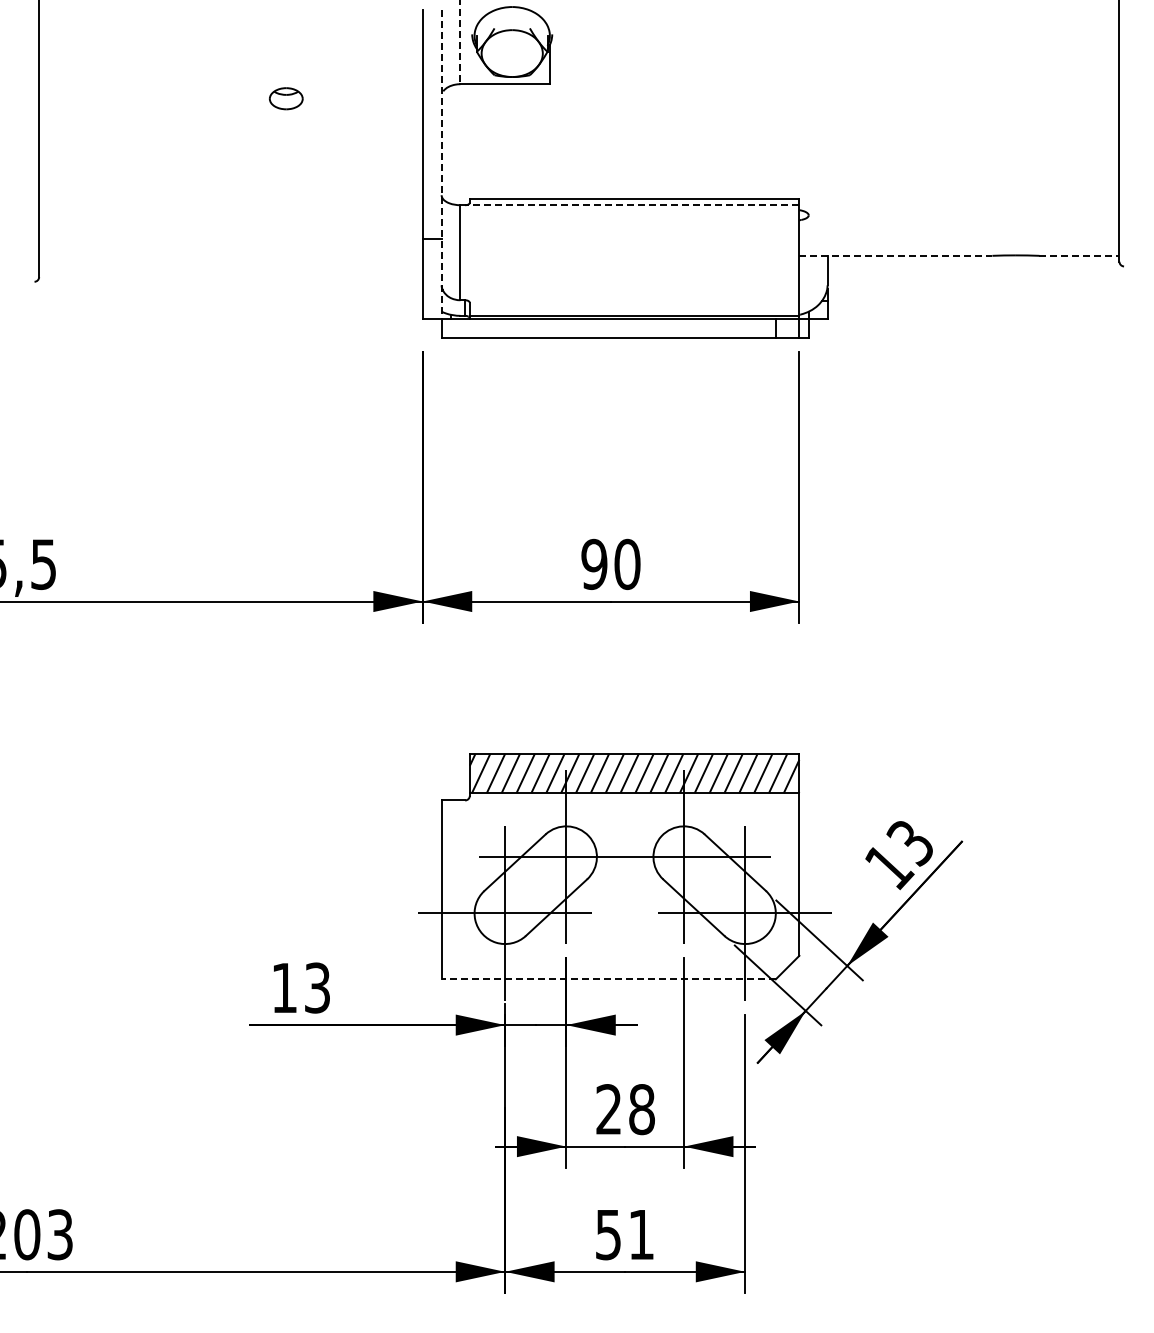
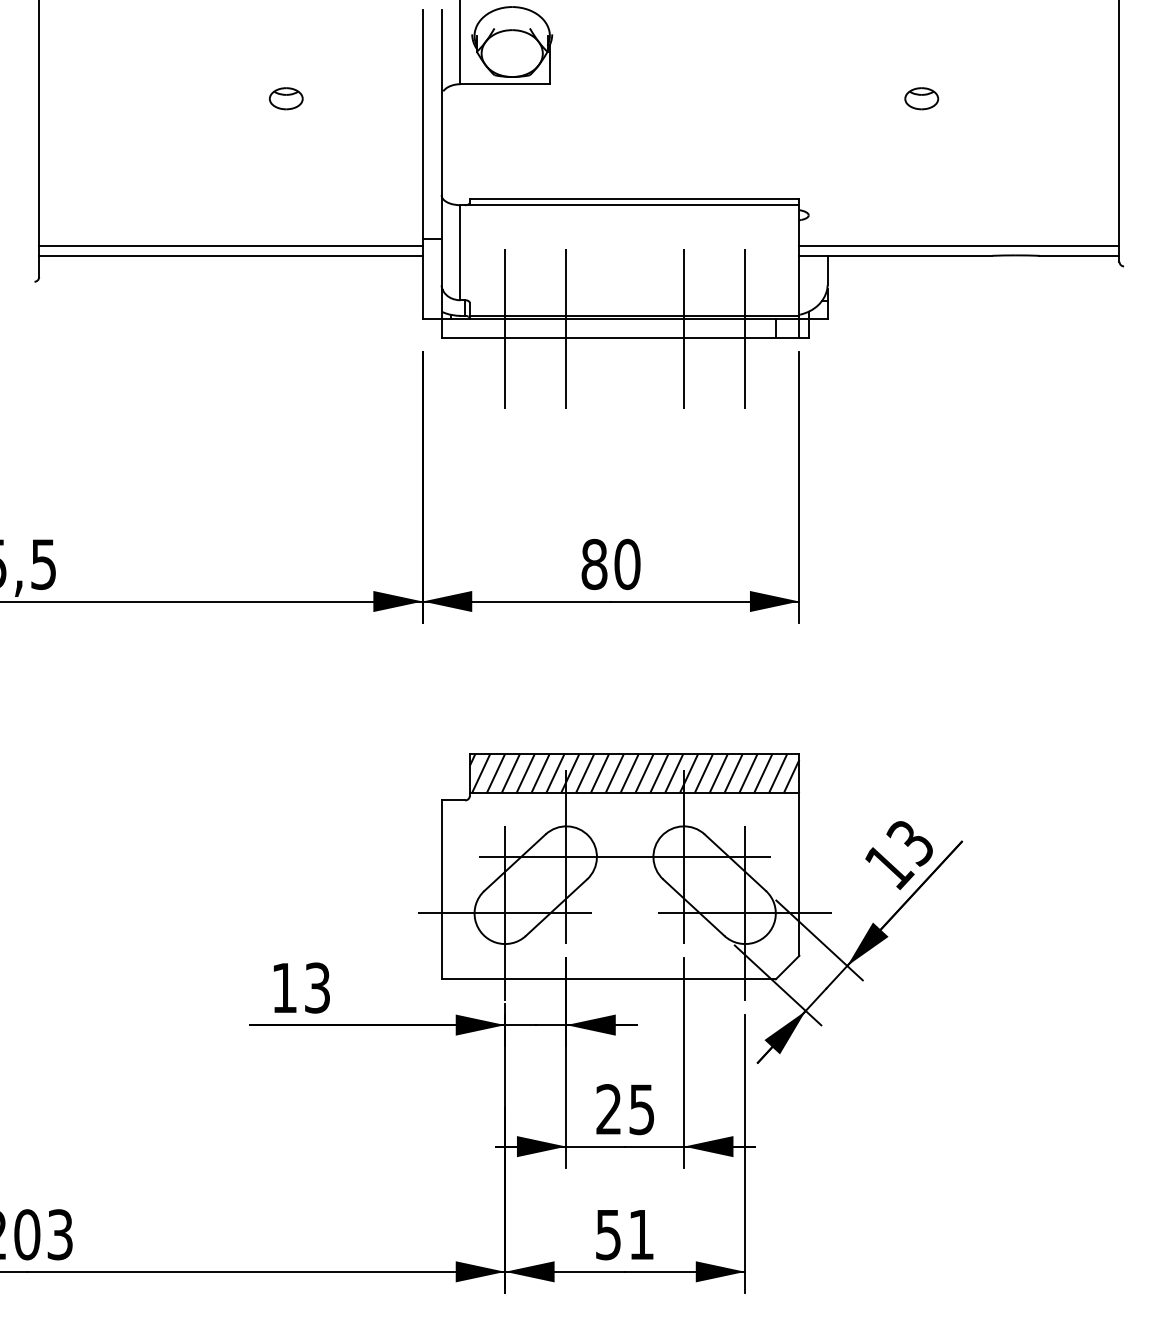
line: dashed -> solid (460, 42)
part: none -> present (921, 98)
line: dashed -> solid (441, 164)
line: dashed -> solid (631, 205)
line: none -> present (230, 245)
line: none -> present (959, 245)
line: none -> present (230, 255)
line: dashed -> solid (896, 255)
line: dashed -> solid (1079, 255)
line: none -> present (505, 328)
line: none -> present (566, 328)
line: none -> present (684, 328)
line: none -> present (745, 328)
text: 90 -> 80 (594, 564)
line: dashed -> solid (608, 979)
text: 28 -> 25 (641, 1109)
